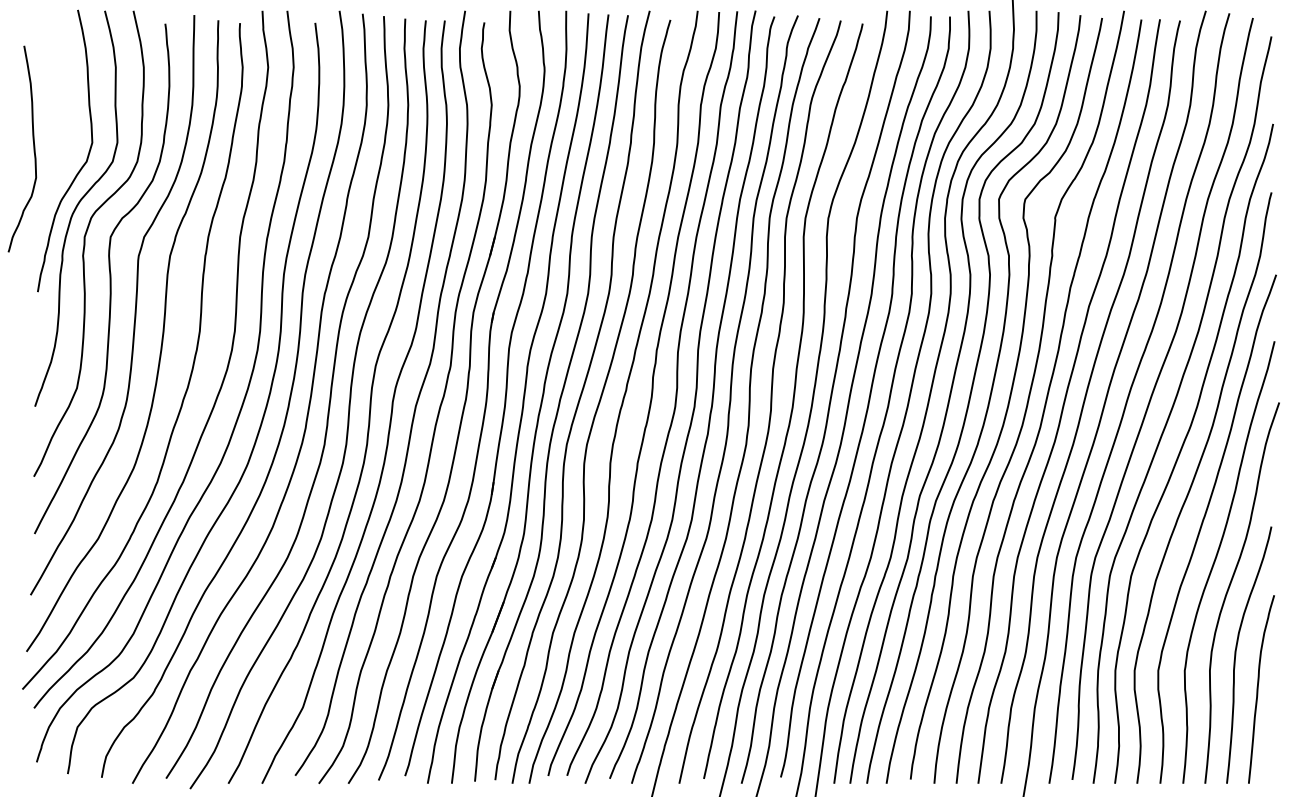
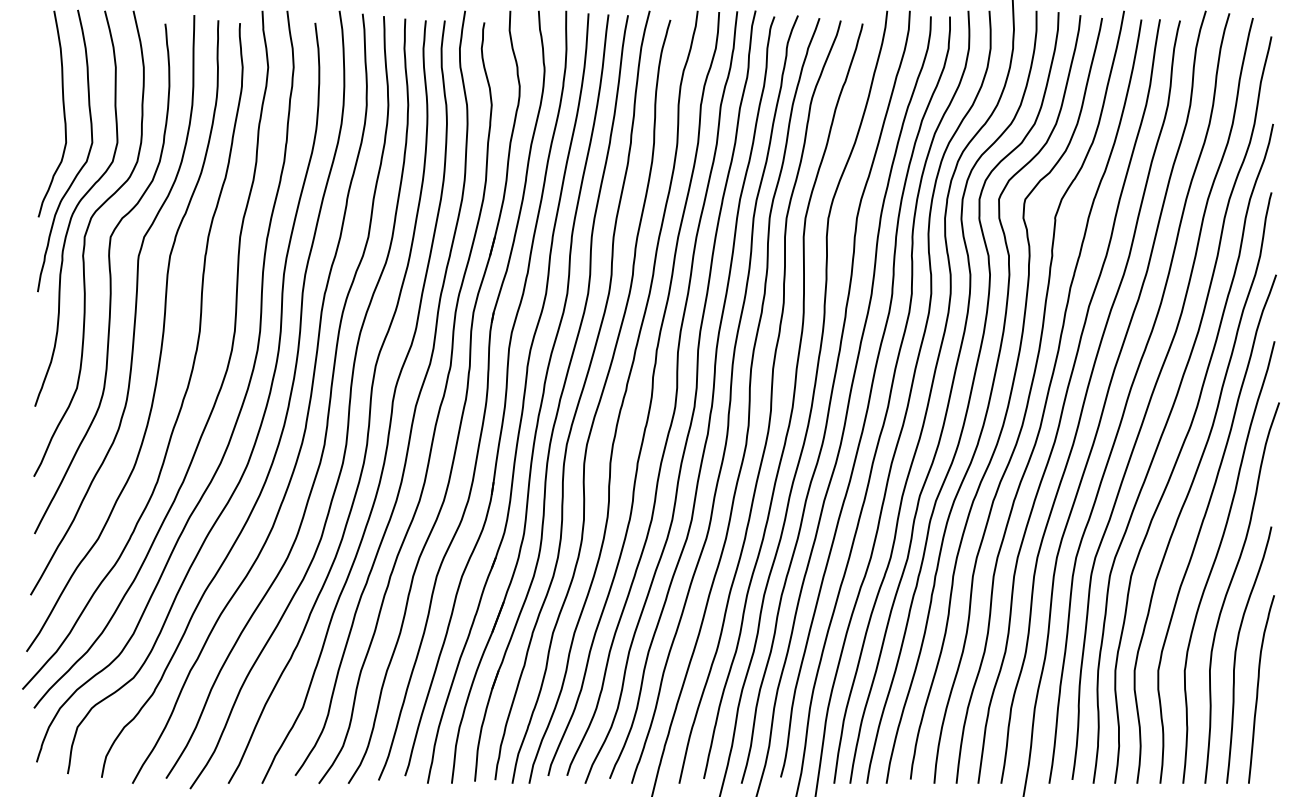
curve position: (33, 148) -> (63, 113) (63, 113)
